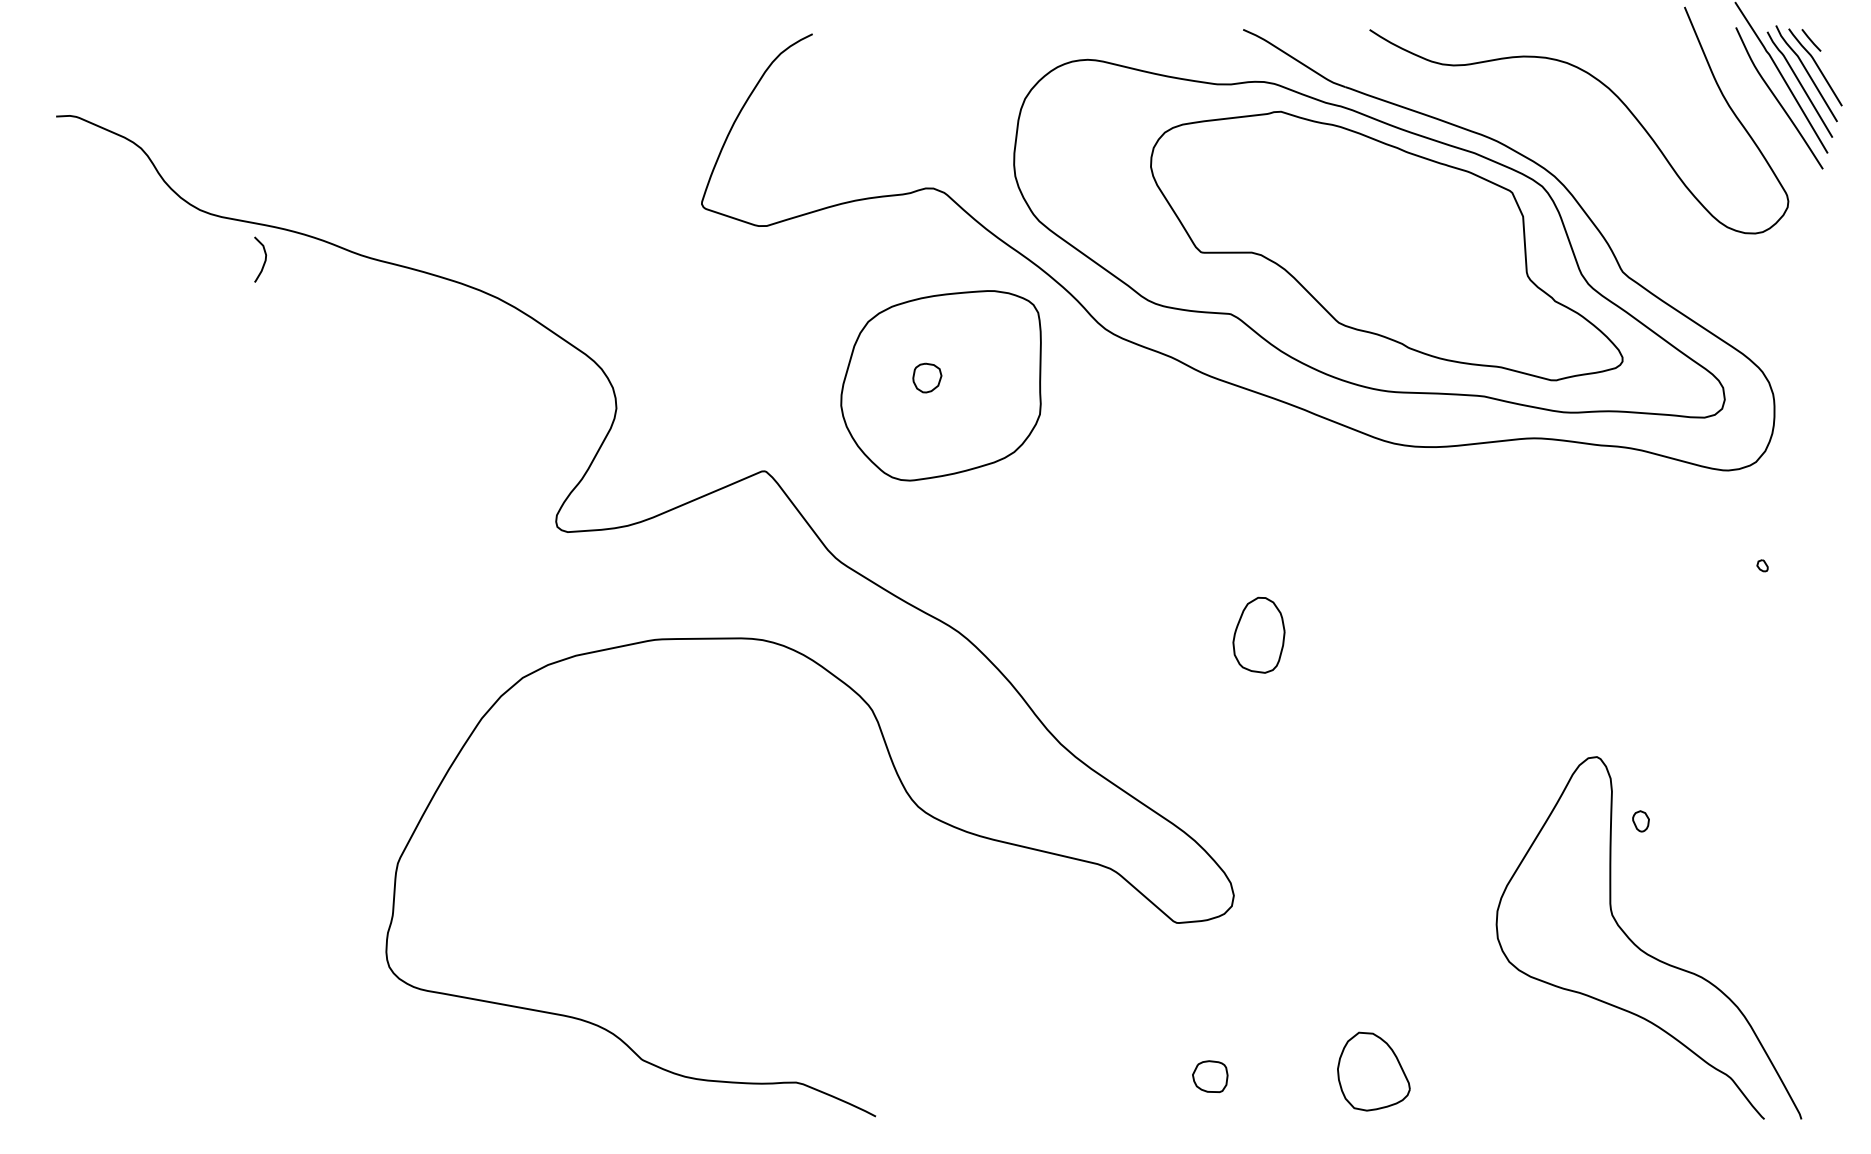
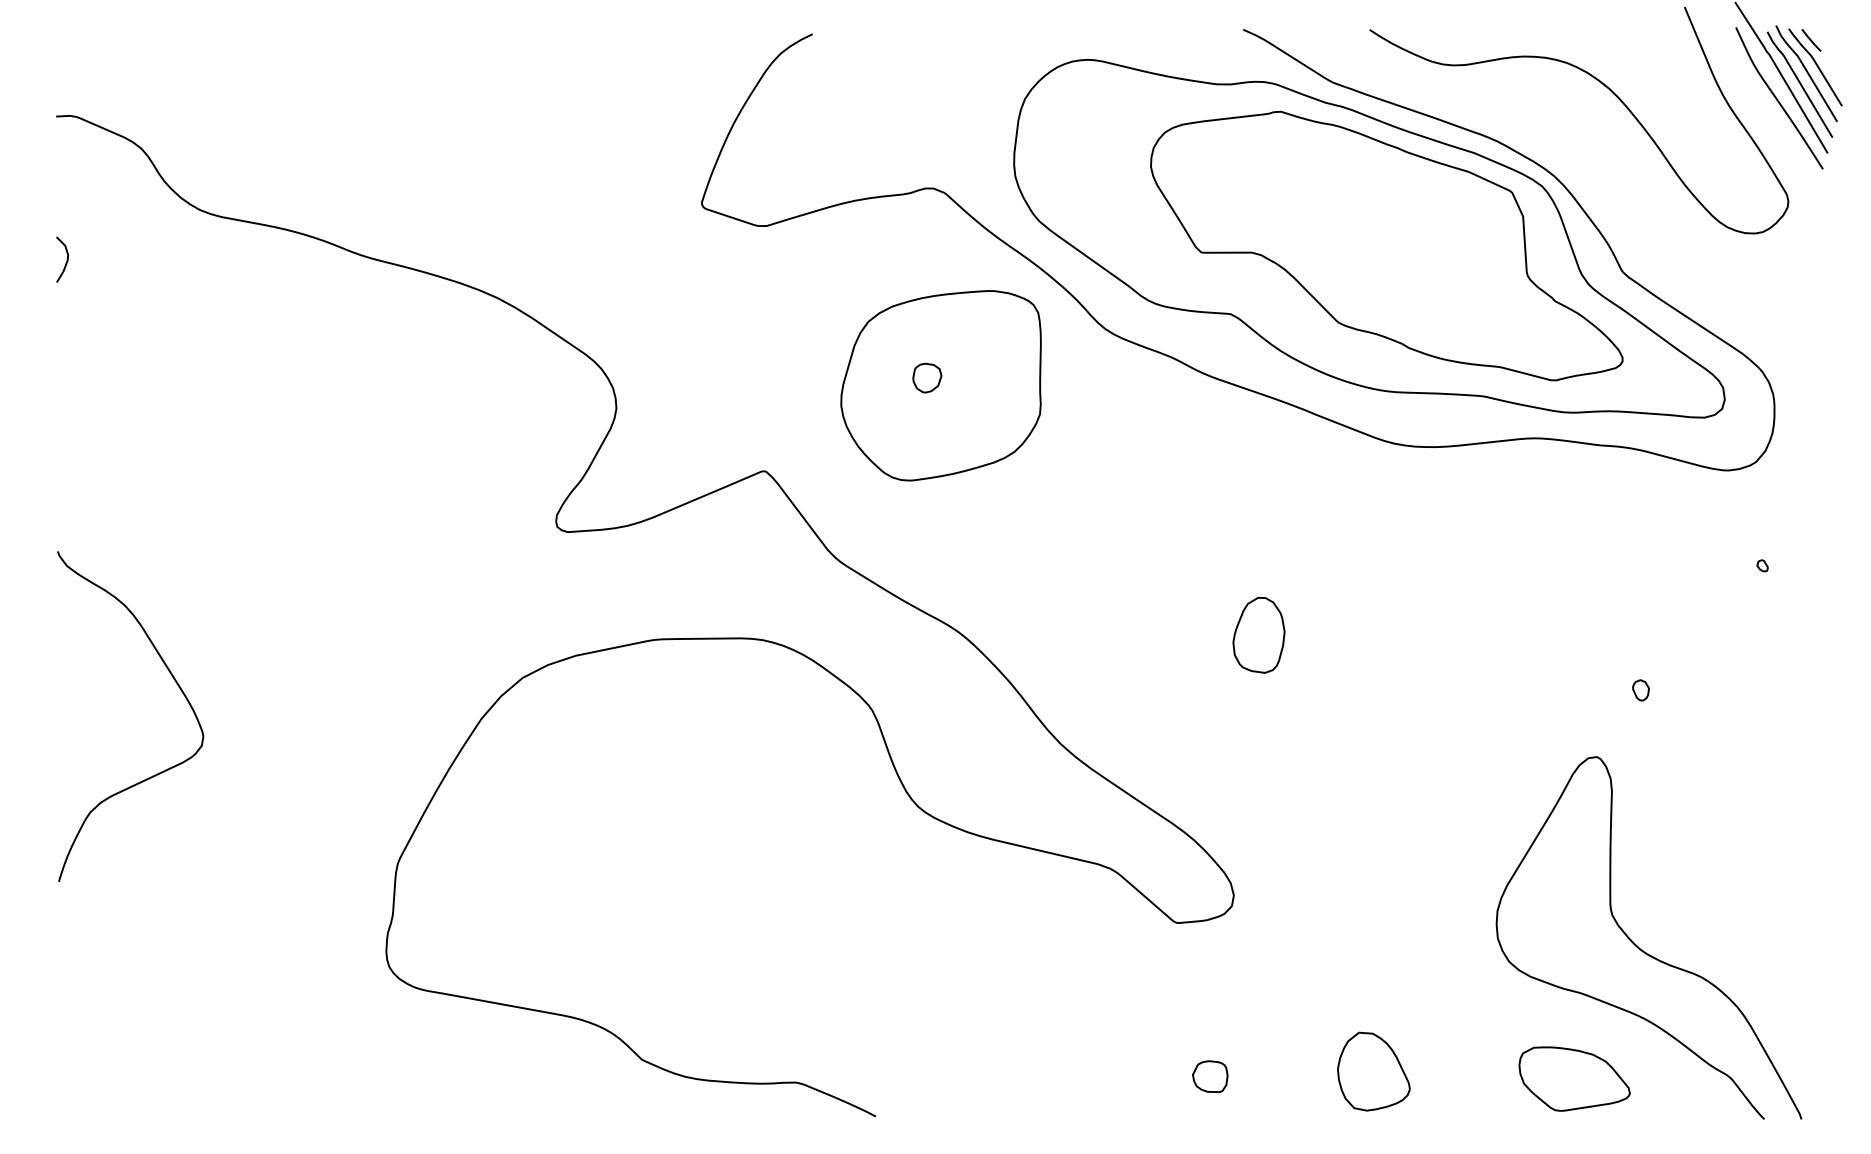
curve position: (264, 259) -> (66, 259) (66, 259)
curve: none -> present (176, 684)
part position: (1640, 821) -> (1640, 690) (1640, 690)
part: none -> present (1574, 1078)
